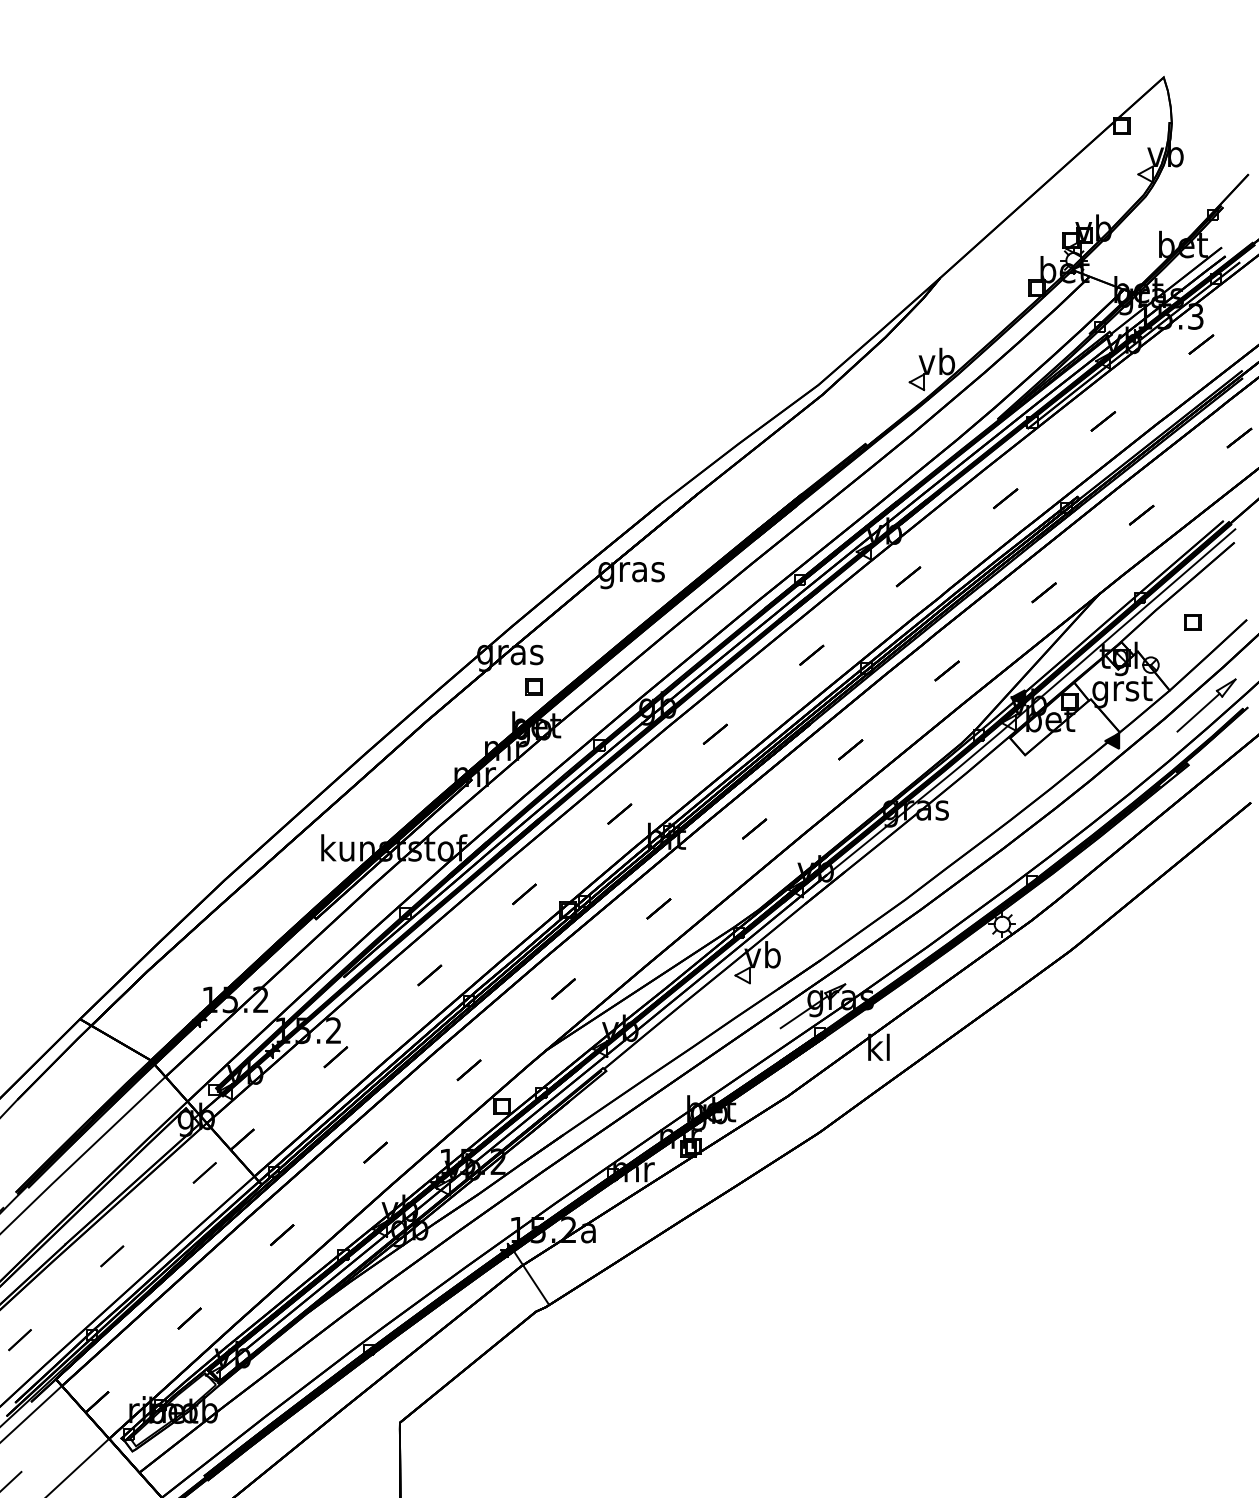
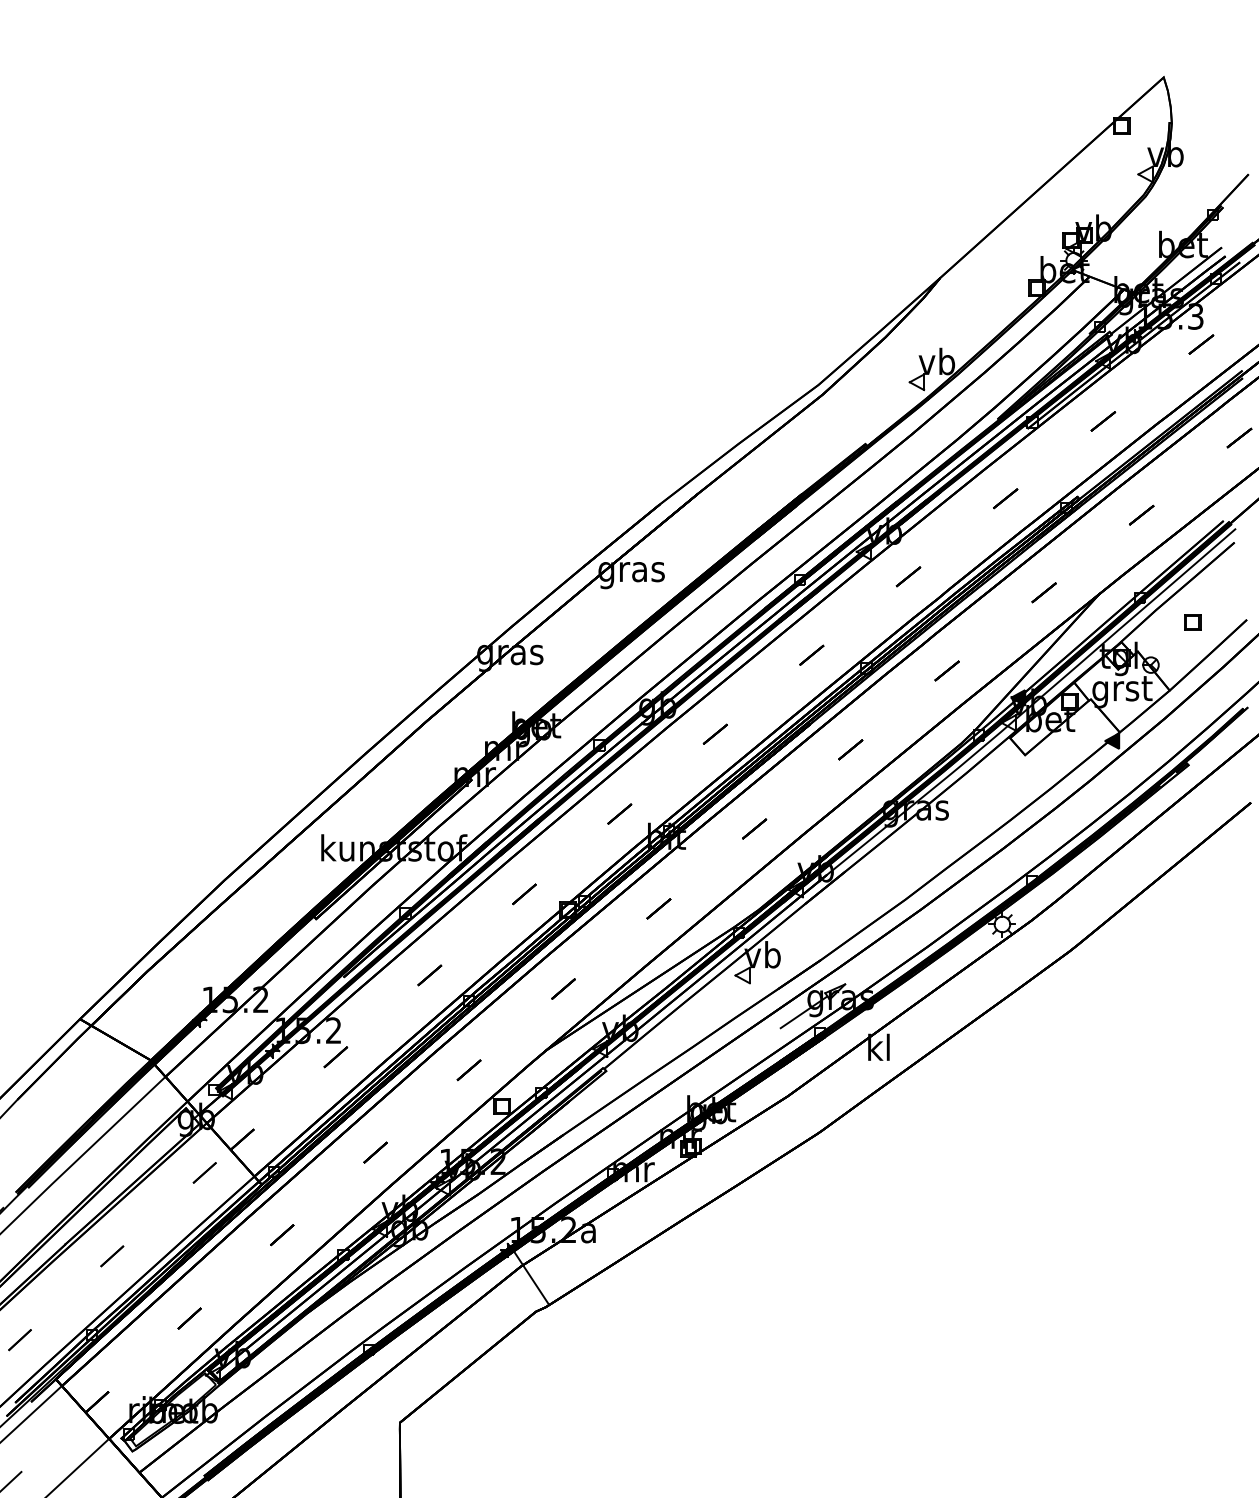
part: present -> none (533, 686)
part: present -> none (1206, 705)
